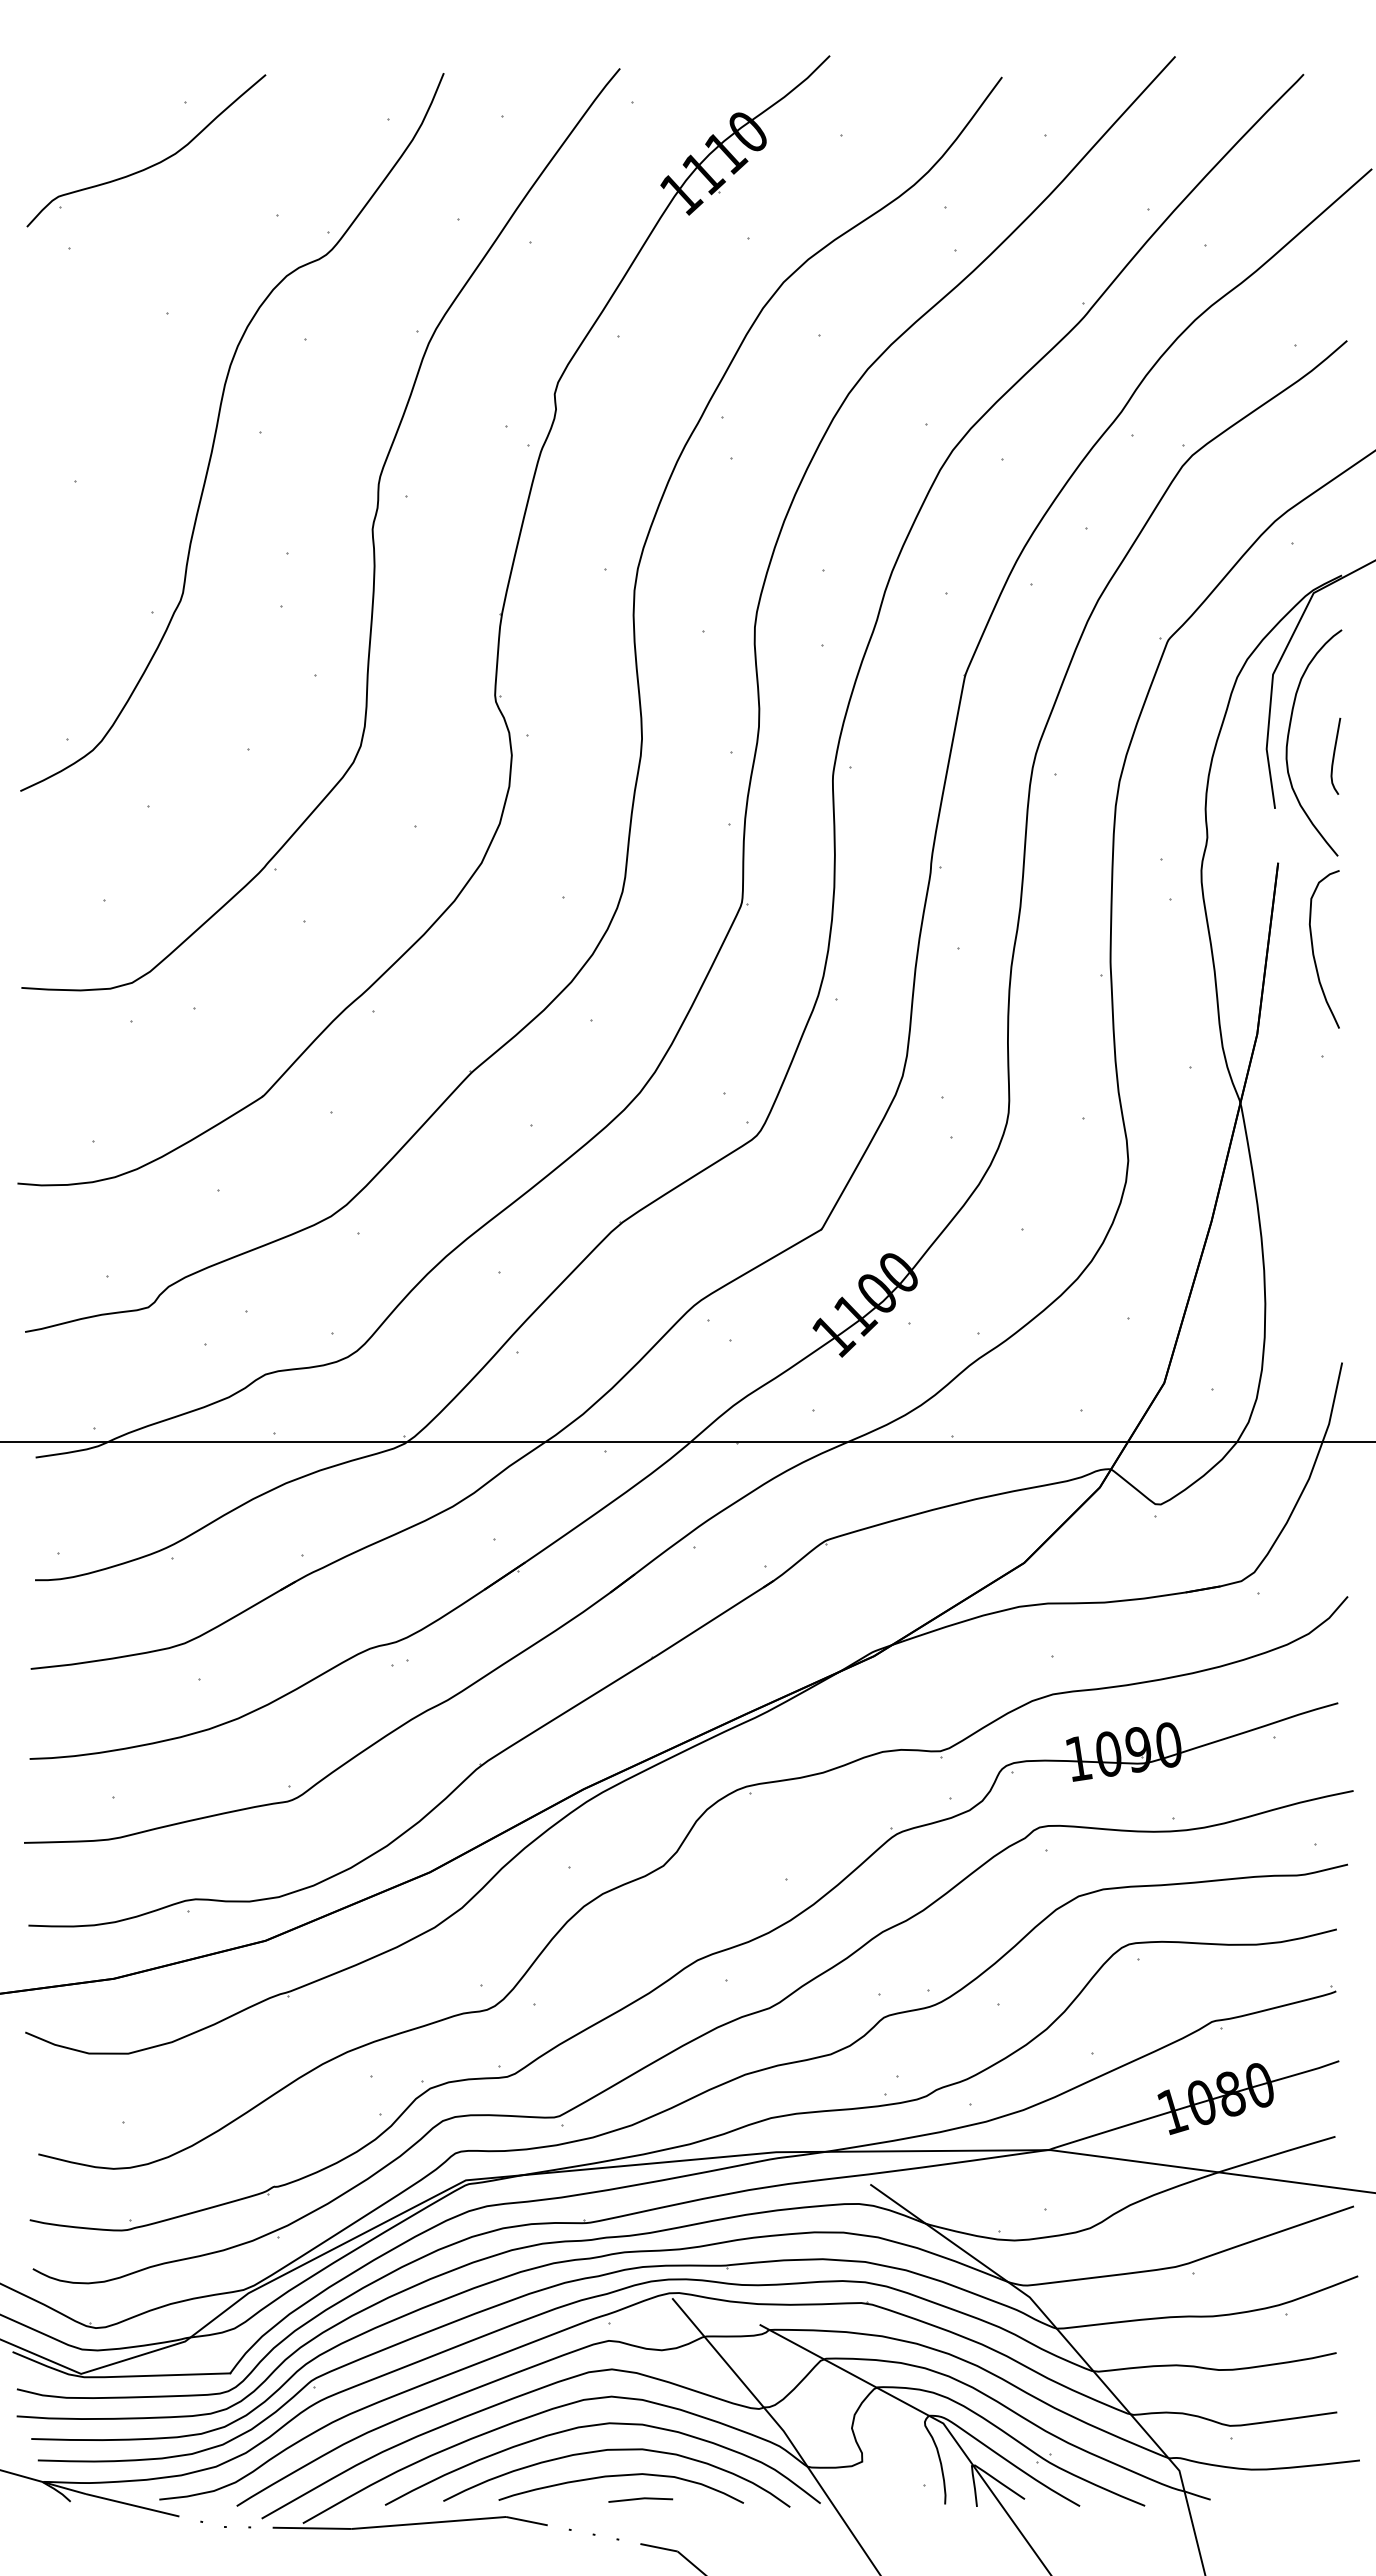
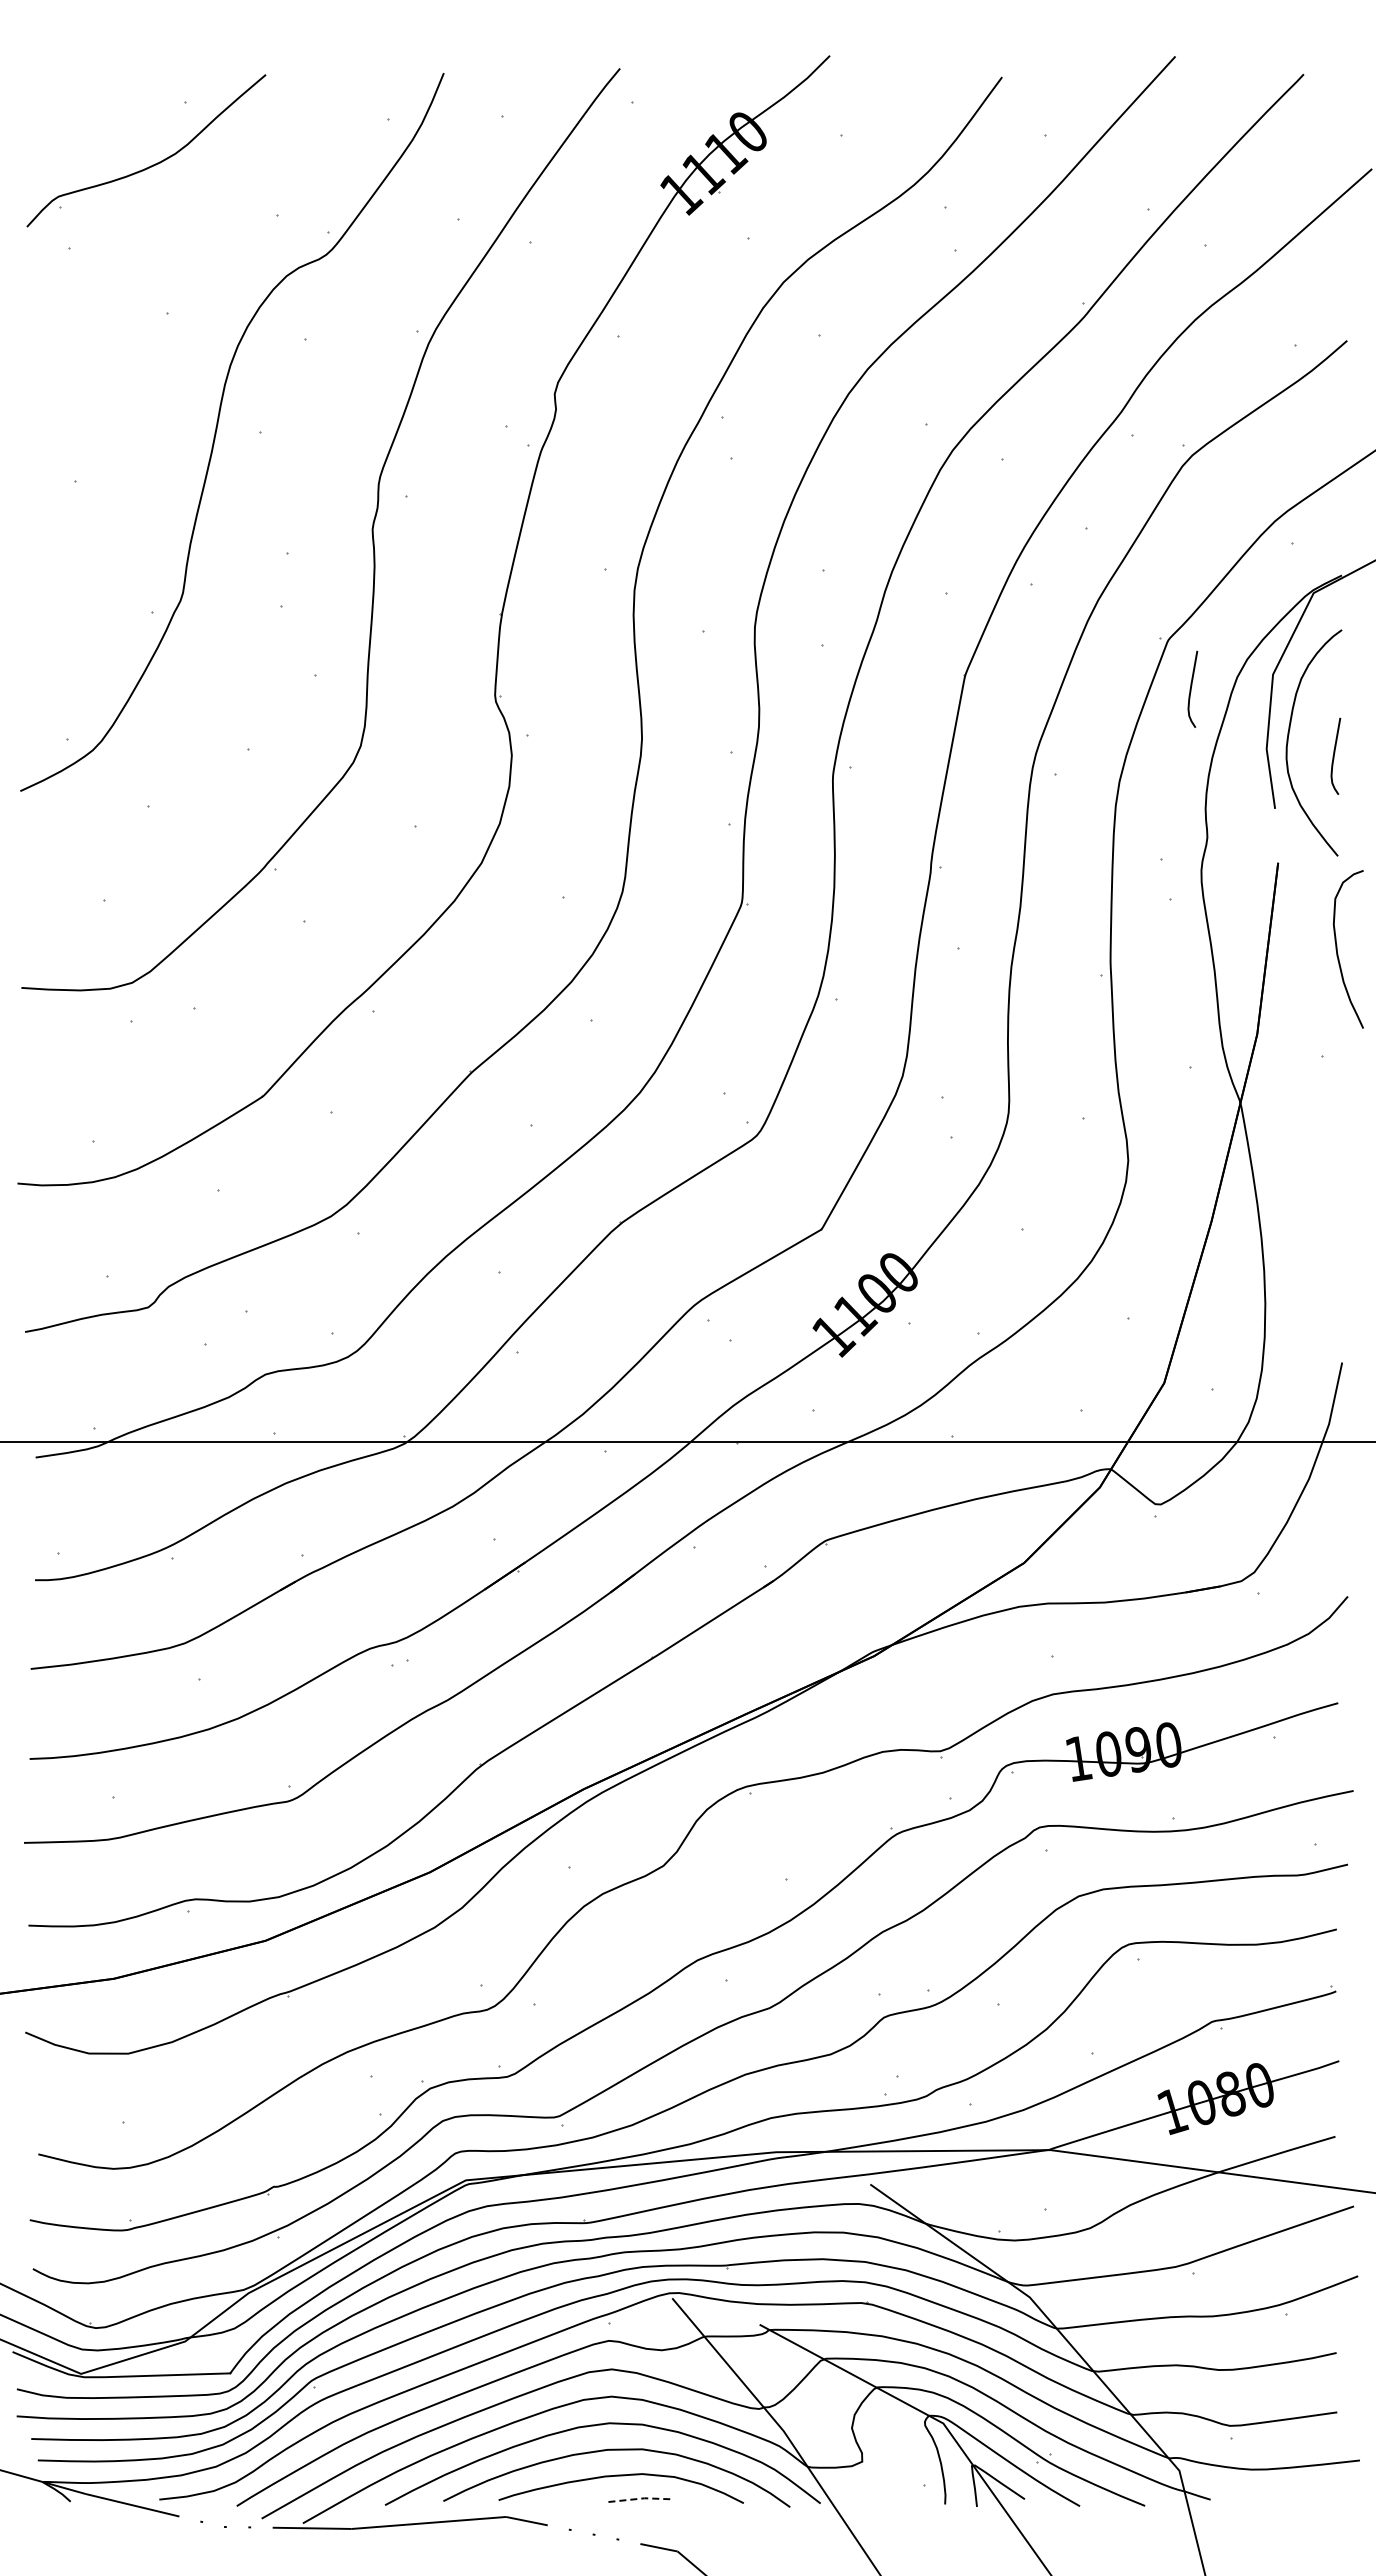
curve: none -> present (1191, 688)
curve position: (1314, 953) -> (1338, 953) (1338, 953)
line: solid -> dashed (641, 2498)
